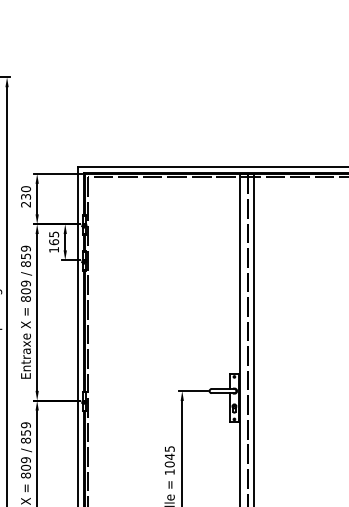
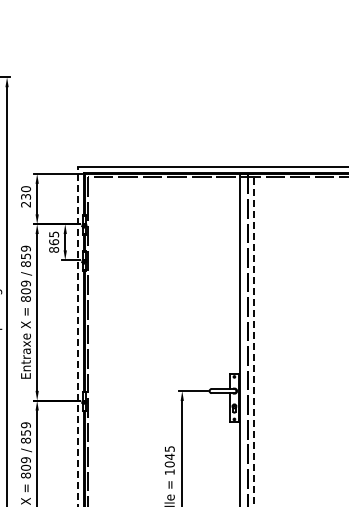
text: 165 -> 865 (54, 249)
line: solid -> dashed (77, 336)
line: solid -> dashed (254, 337)
